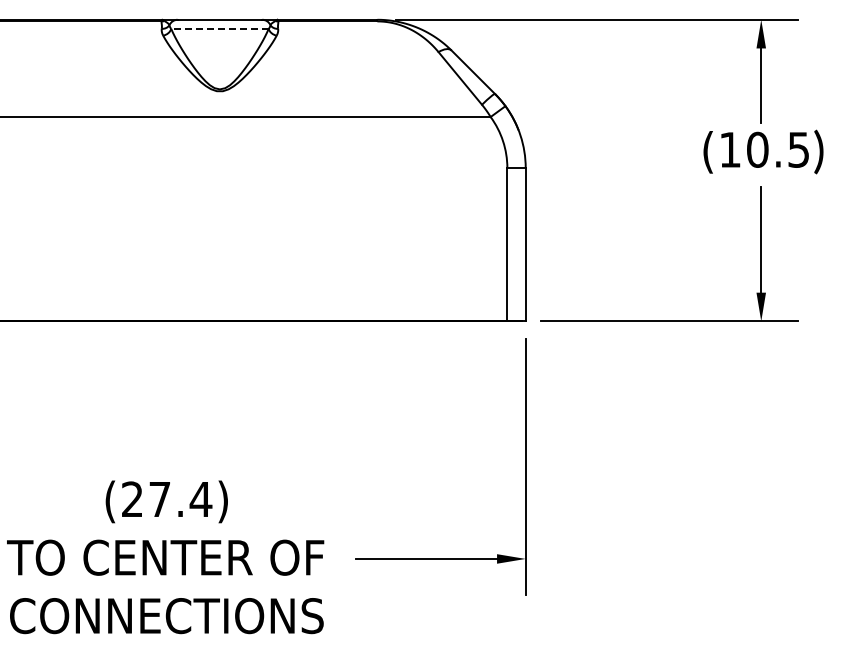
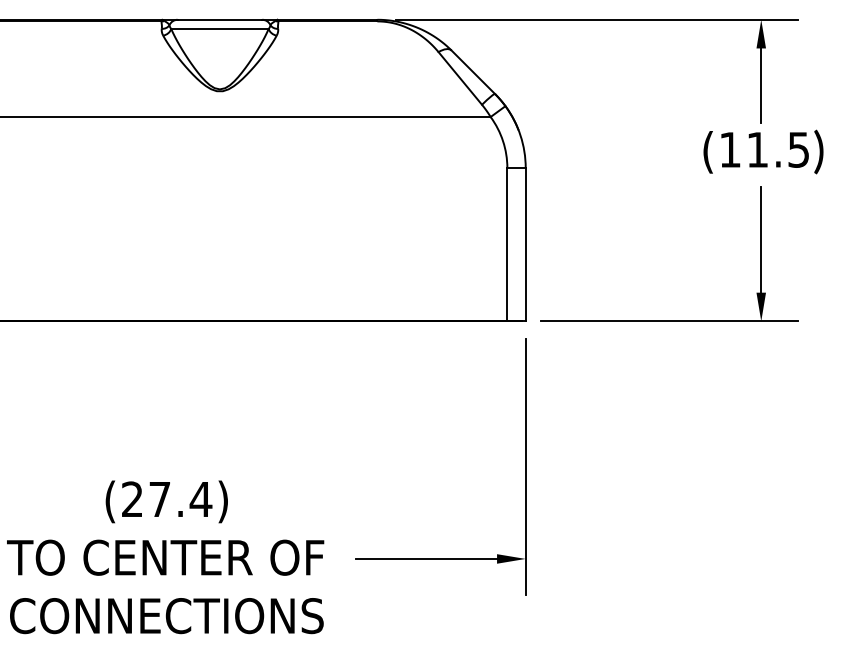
line: dashed -> solid (219, 28)
text: (10.5 -> (11.5 (757, 149)
